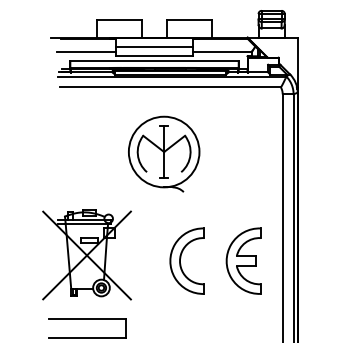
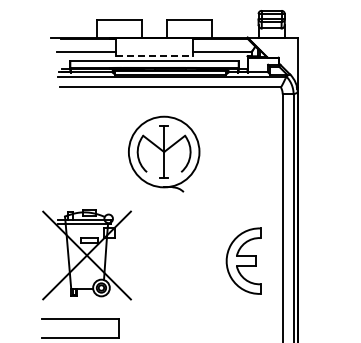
line: present -> none (154, 46)
line: solid -> dashed (154, 55)
part: present -> none (186, 260)
part position: (87, 319) -> (80, 319) (80, 319)
